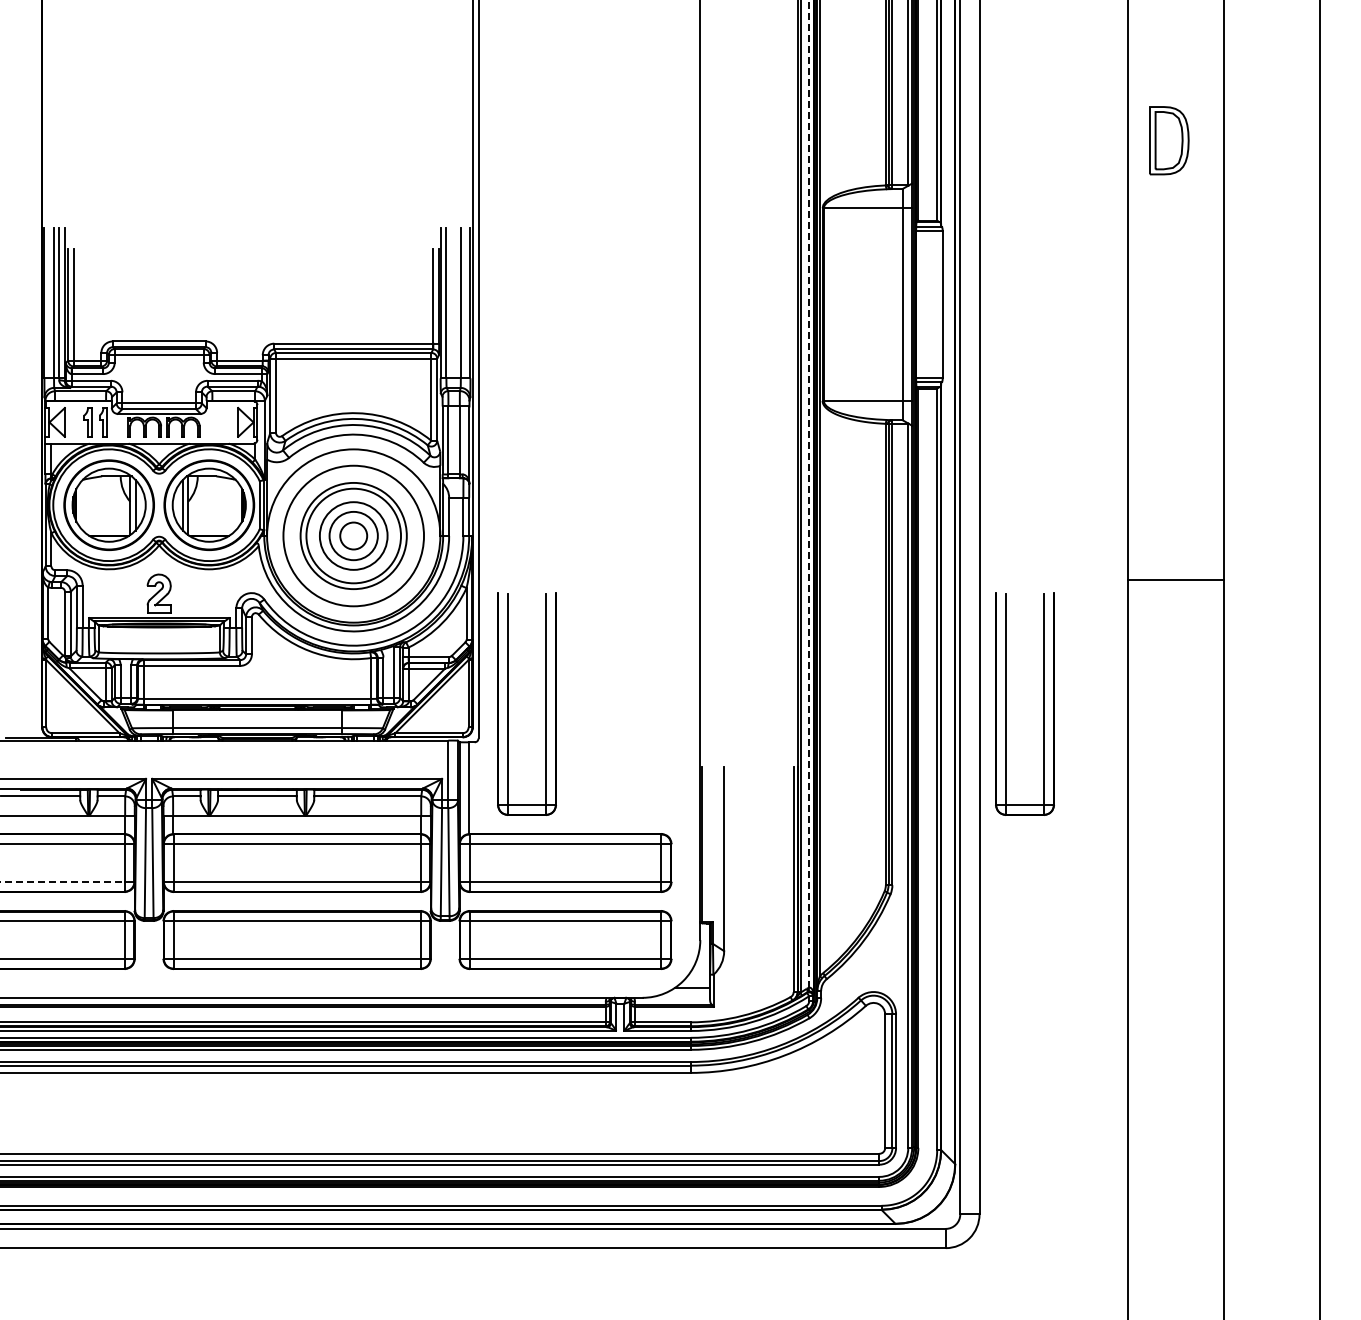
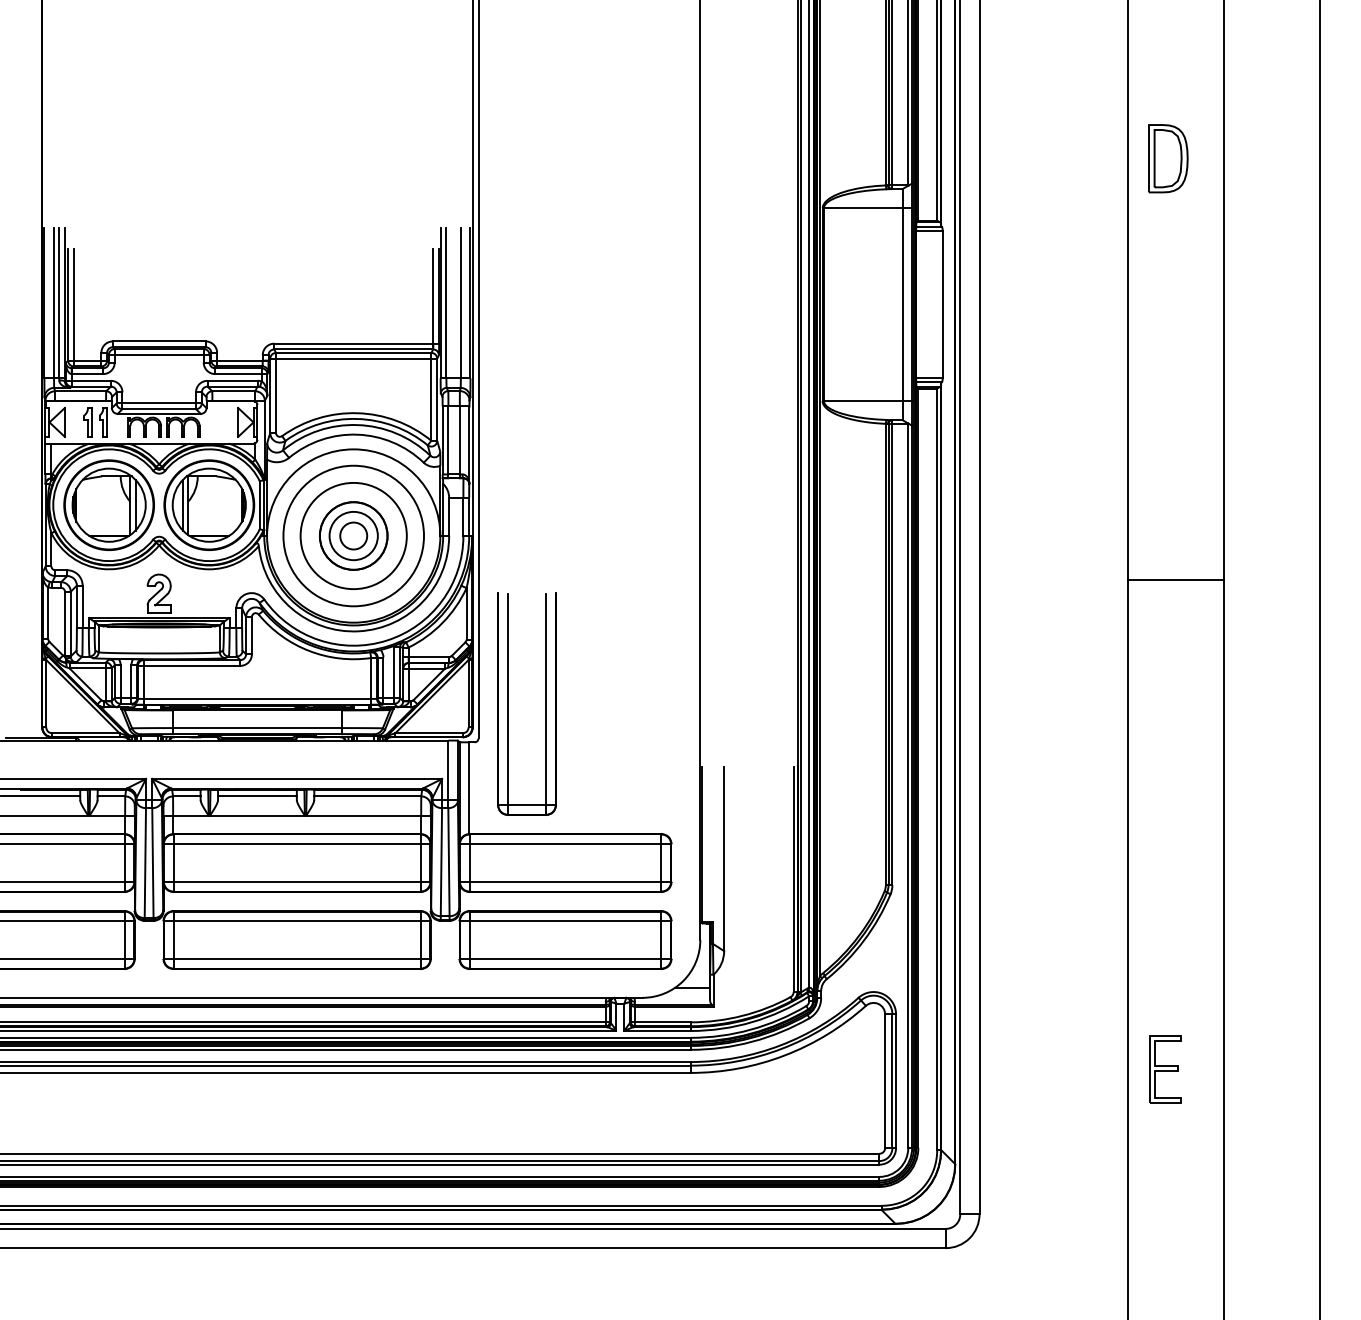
part position: (1169, 140) -> (1168, 158) (1168, 158)
line: dashed -> solid (808, 494)
circle diameter: 95 px -> 68 px (353, 535)
part: present -> none (1006, 703)
line: dashed -> solid (62, 881)
part: none -> present (1165, 1069)
